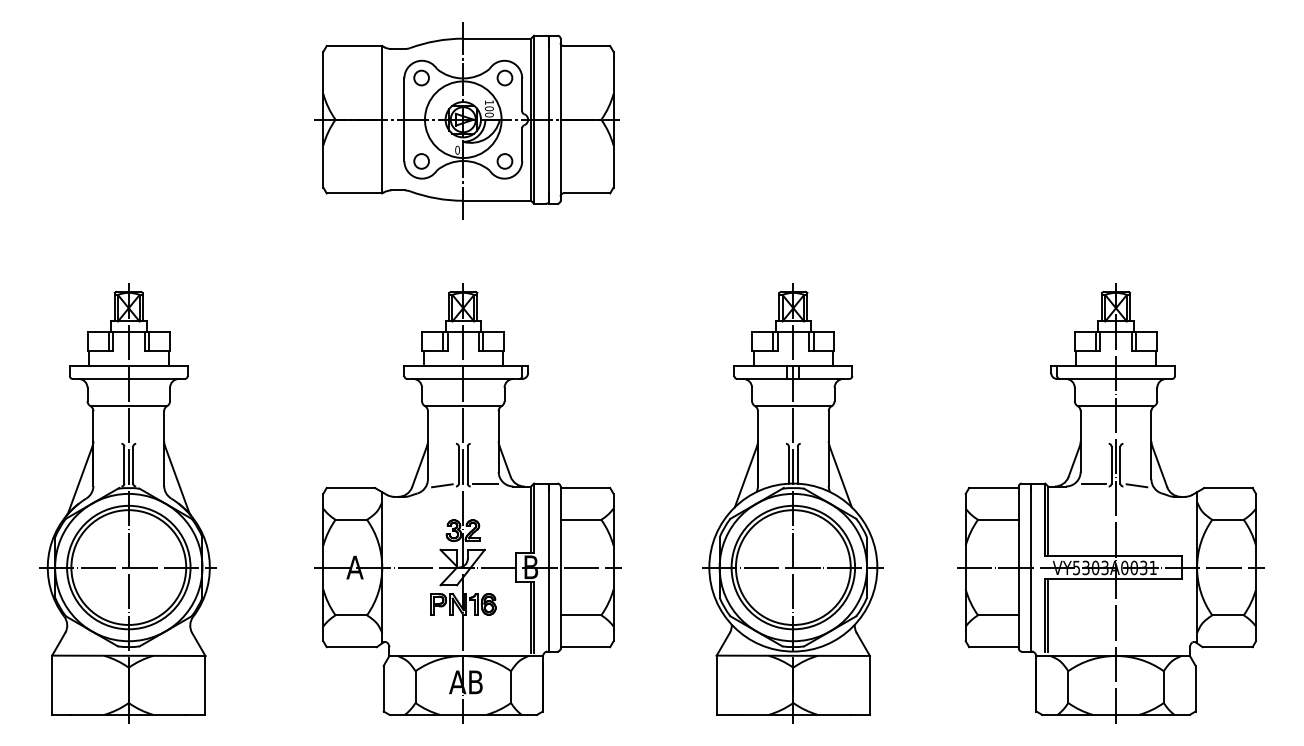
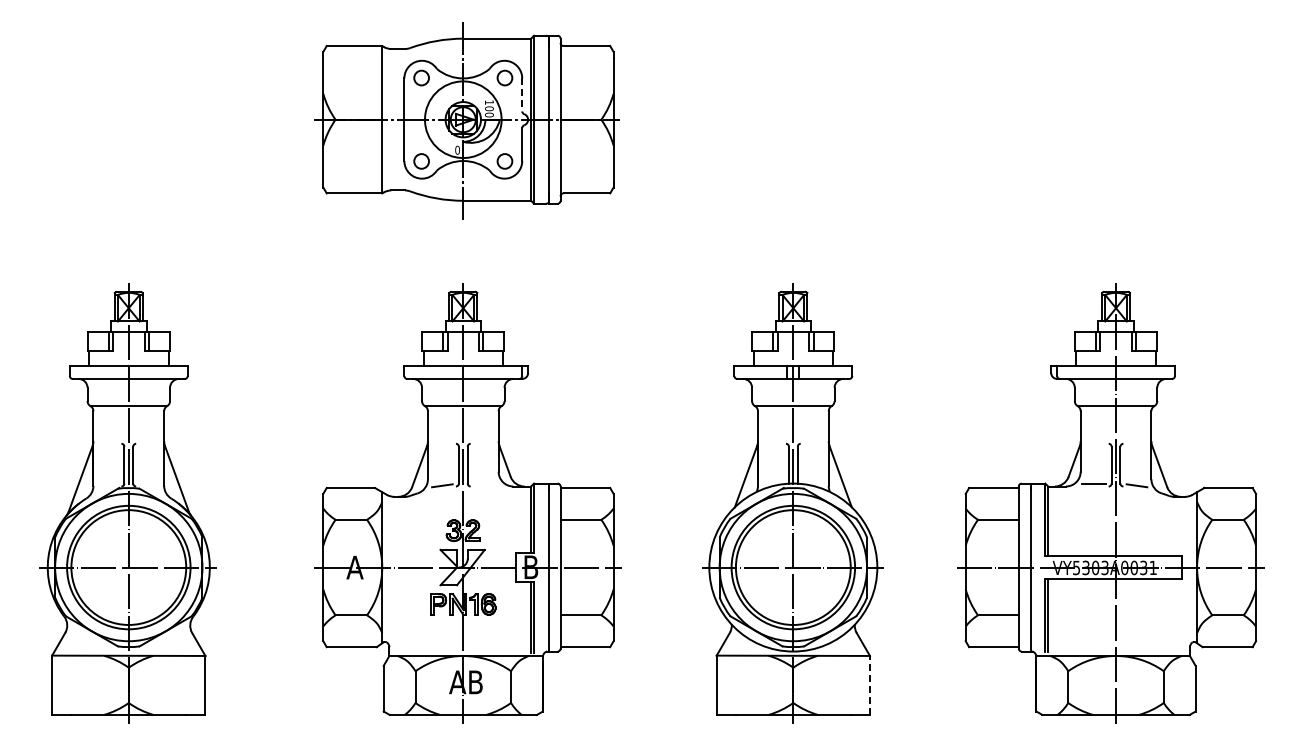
line: solid -> dashed (522, 95)
line: present -> none (485, 483)
line: solid -> dashed (869, 684)
